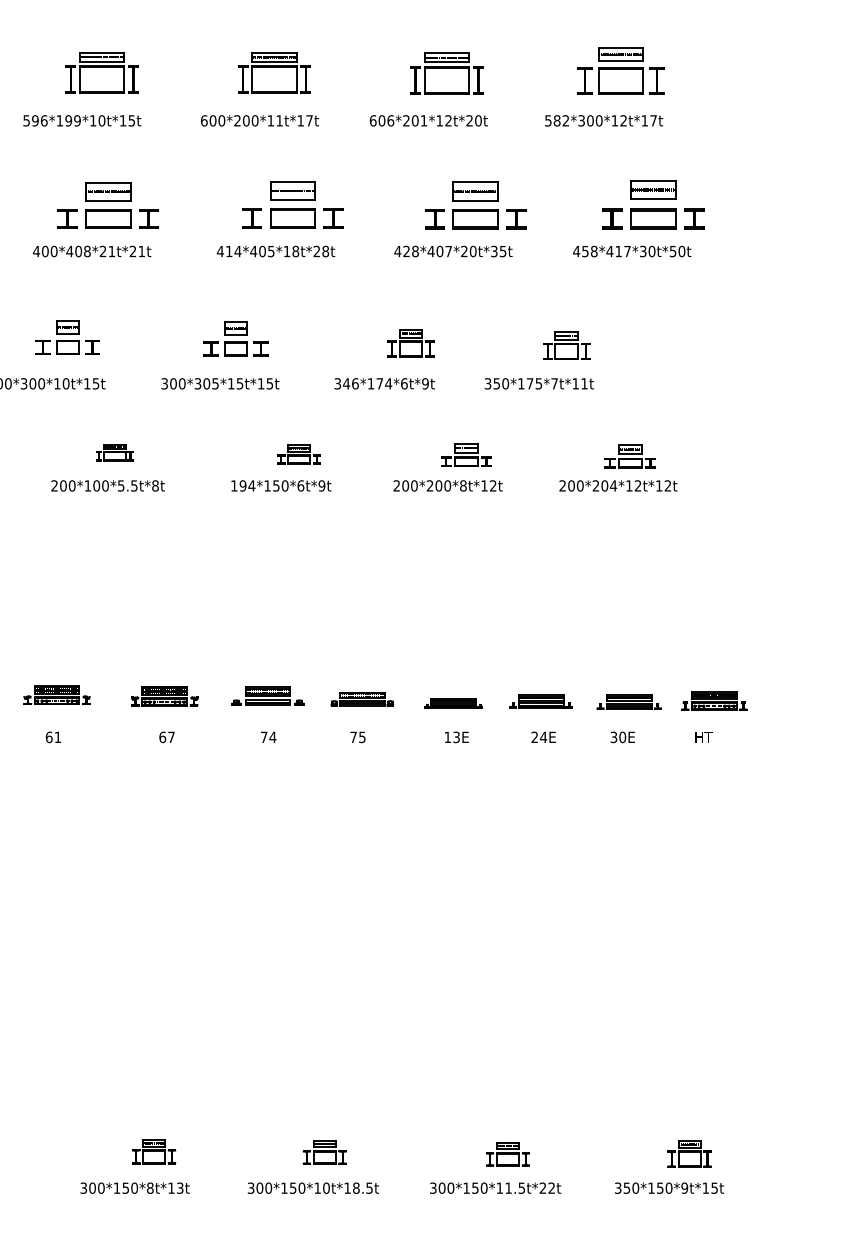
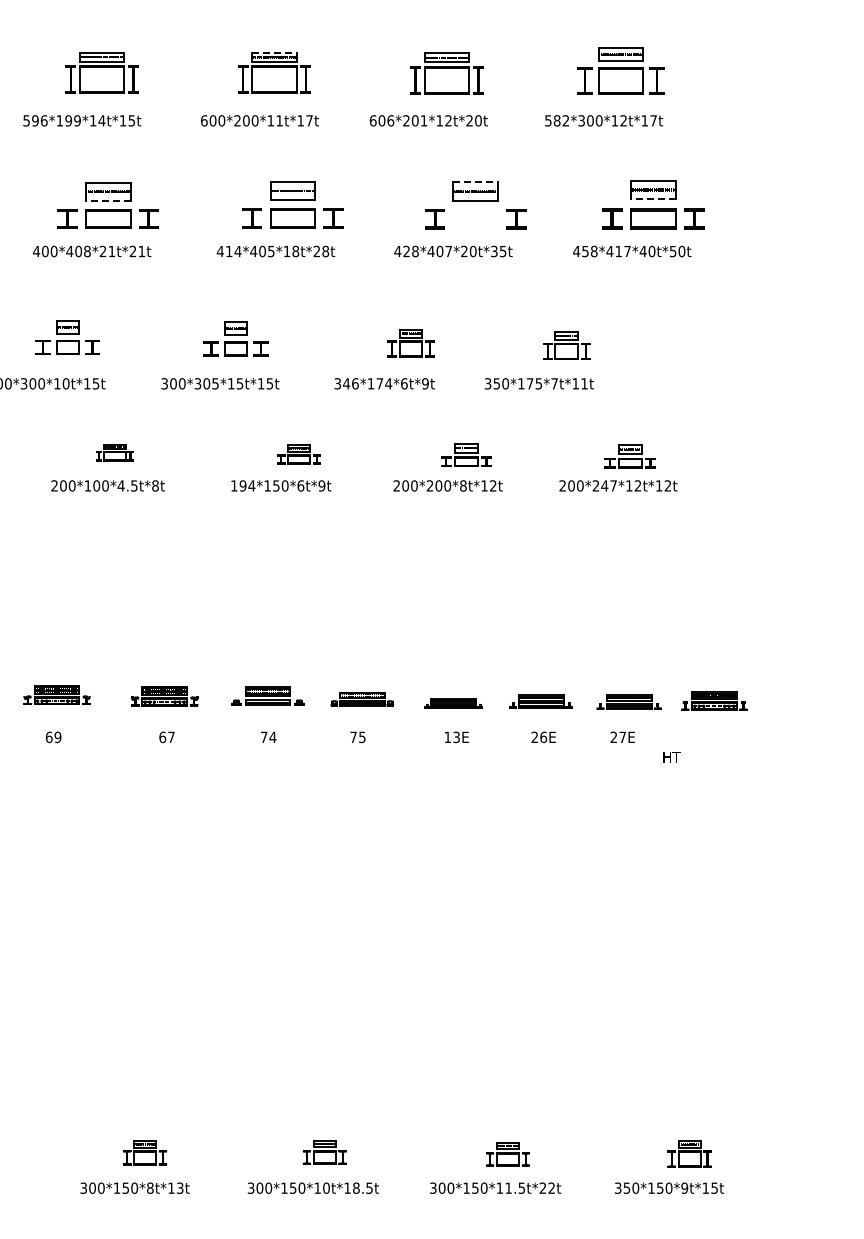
line: solid -> dashed (275, 52)
text: 596*199*10t*15t -> 596*199*14t*15t (101, 120)
line: solid -> dashed (476, 182)
line: solid -> dashed (652, 199)
line: solid -> dashed (107, 201)
part: present -> none (475, 219)
text: 458*417*30t*50t -> 458*417*40t*50t (642, 251)
text: 200*100*5.5t*8t -> 200*100*4.5t*8t (120, 485)
text: 200*204*12t*12t -> 200*247*12t*12t (609, 485)
text: 61 -> 69 (57, 737)
text: 24E -> 26E (543, 737)
text: 30E -> 27E (618, 737)
text position: (703, 737) -> (671, 757) (671, 757)
part position: (154, 1151) -> (145, 1152) (145, 1152)
